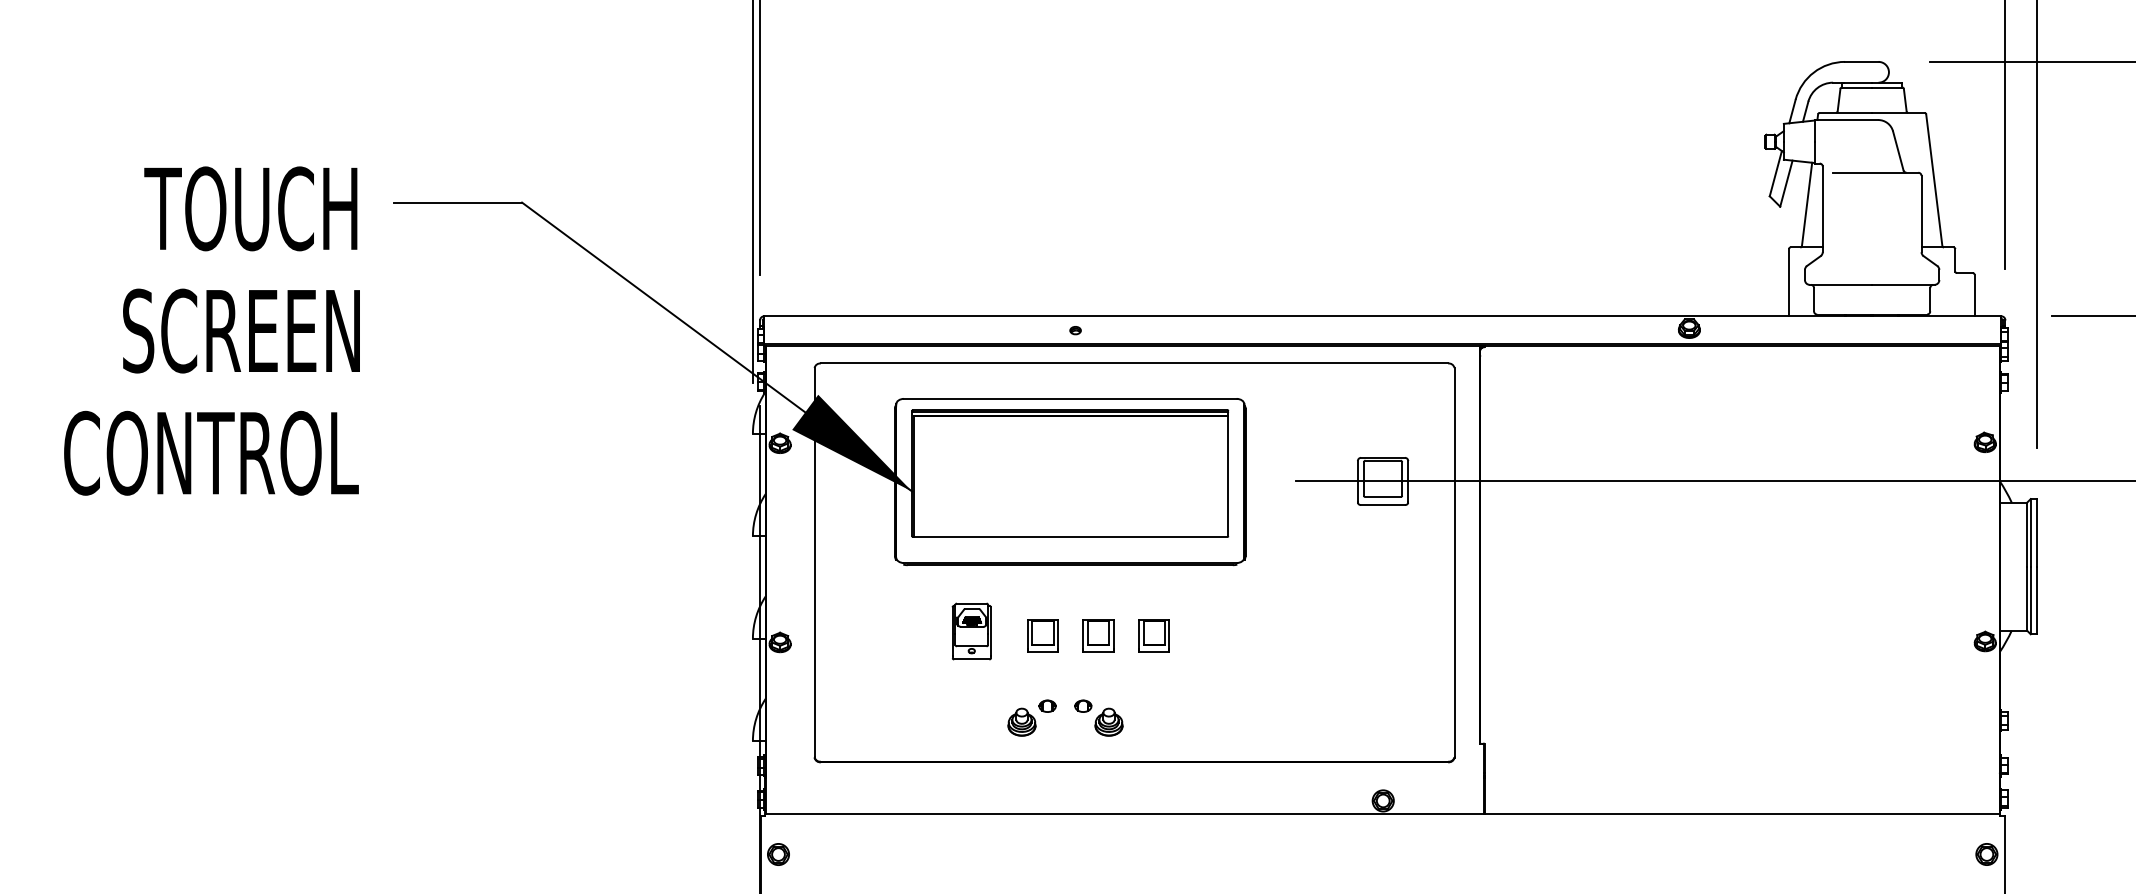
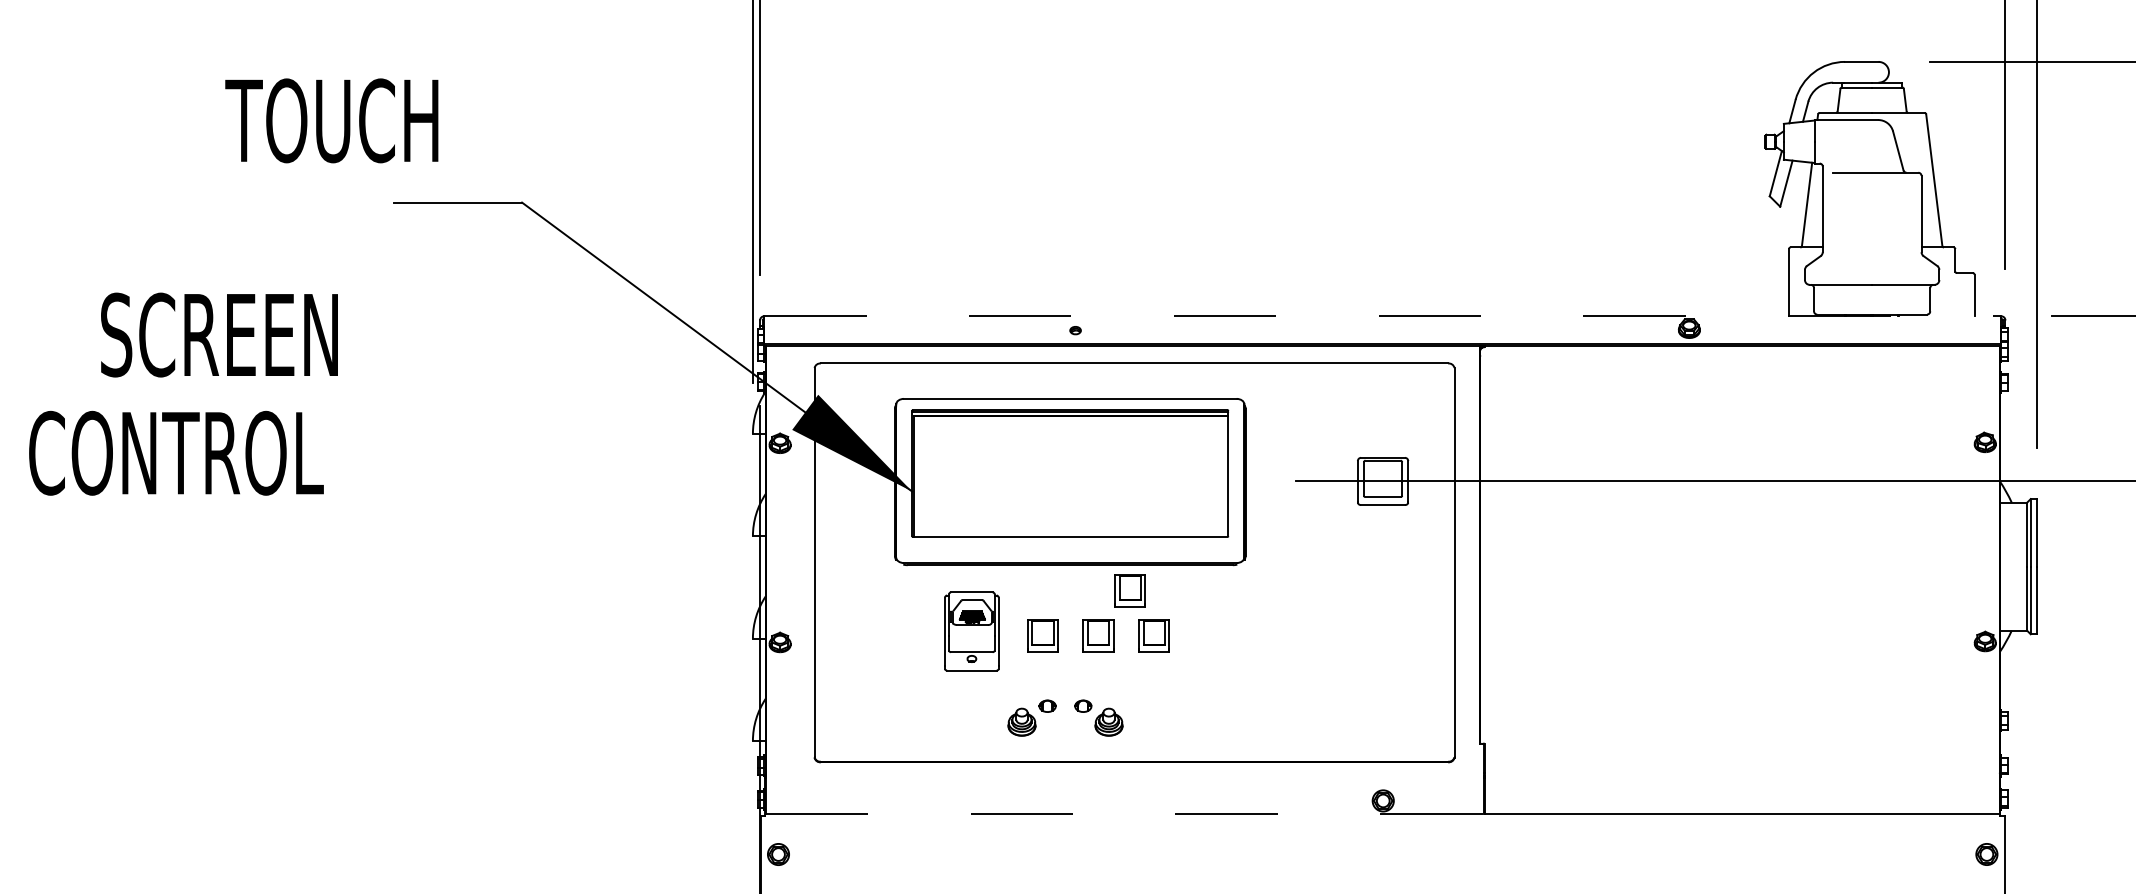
text position: (250, 208) -> (331, 120) (331, 120)
line: solid -> dashed (1383, 316)
text position: (241, 330) -> (219, 334) (219, 334)
text position: (211, 452) -> (176, 452) (176, 452)
part: none -> present (1129, 590)
part size: 41x59 px -> 56x81 px (971, 631)
line: solid -> dashed (1125, 813)
